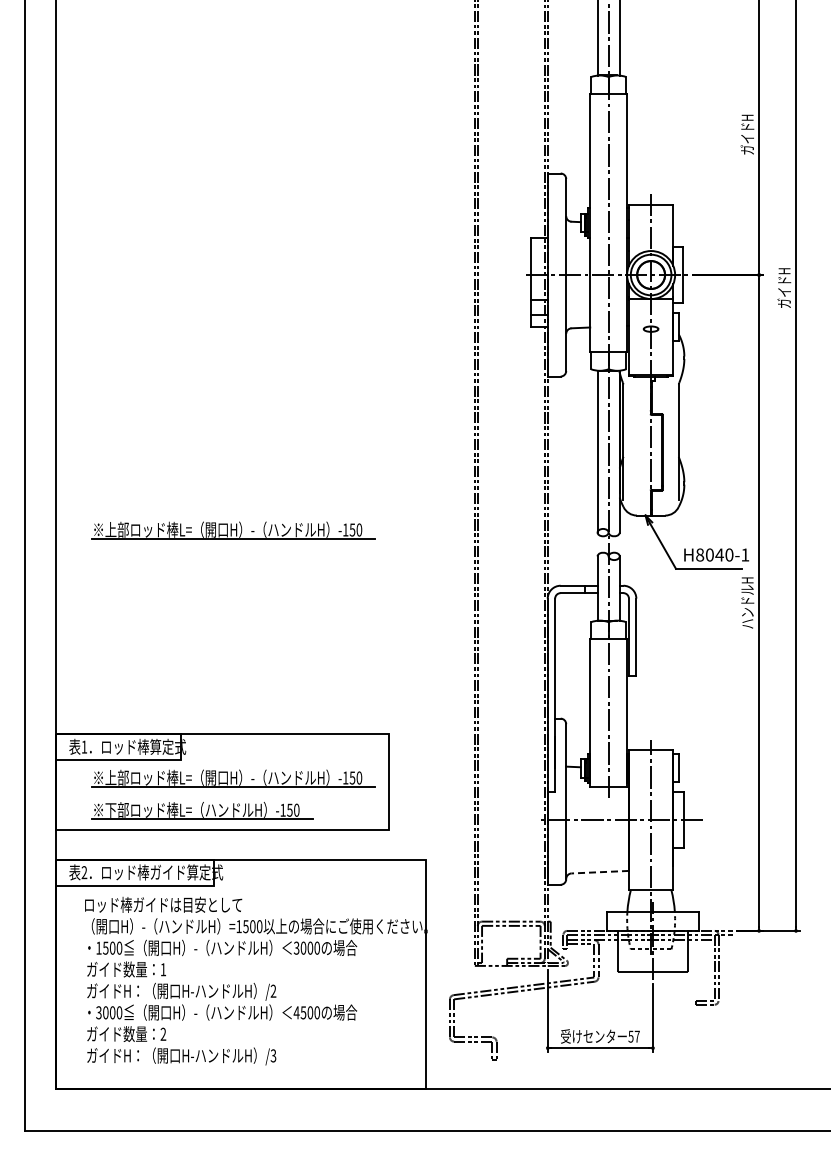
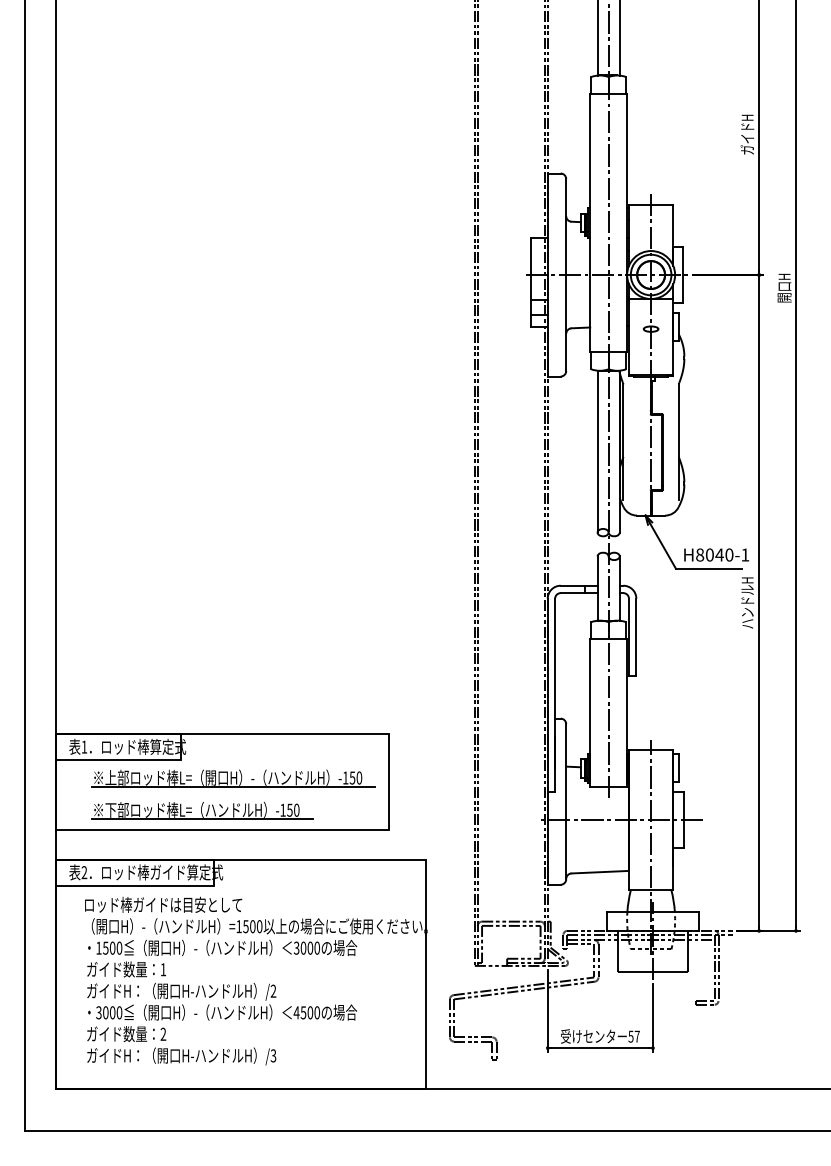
text: ガイドH -> 開口H (784, 287)
part: present -> none (233, 530)
line: dashed -> solid (600, 872)
